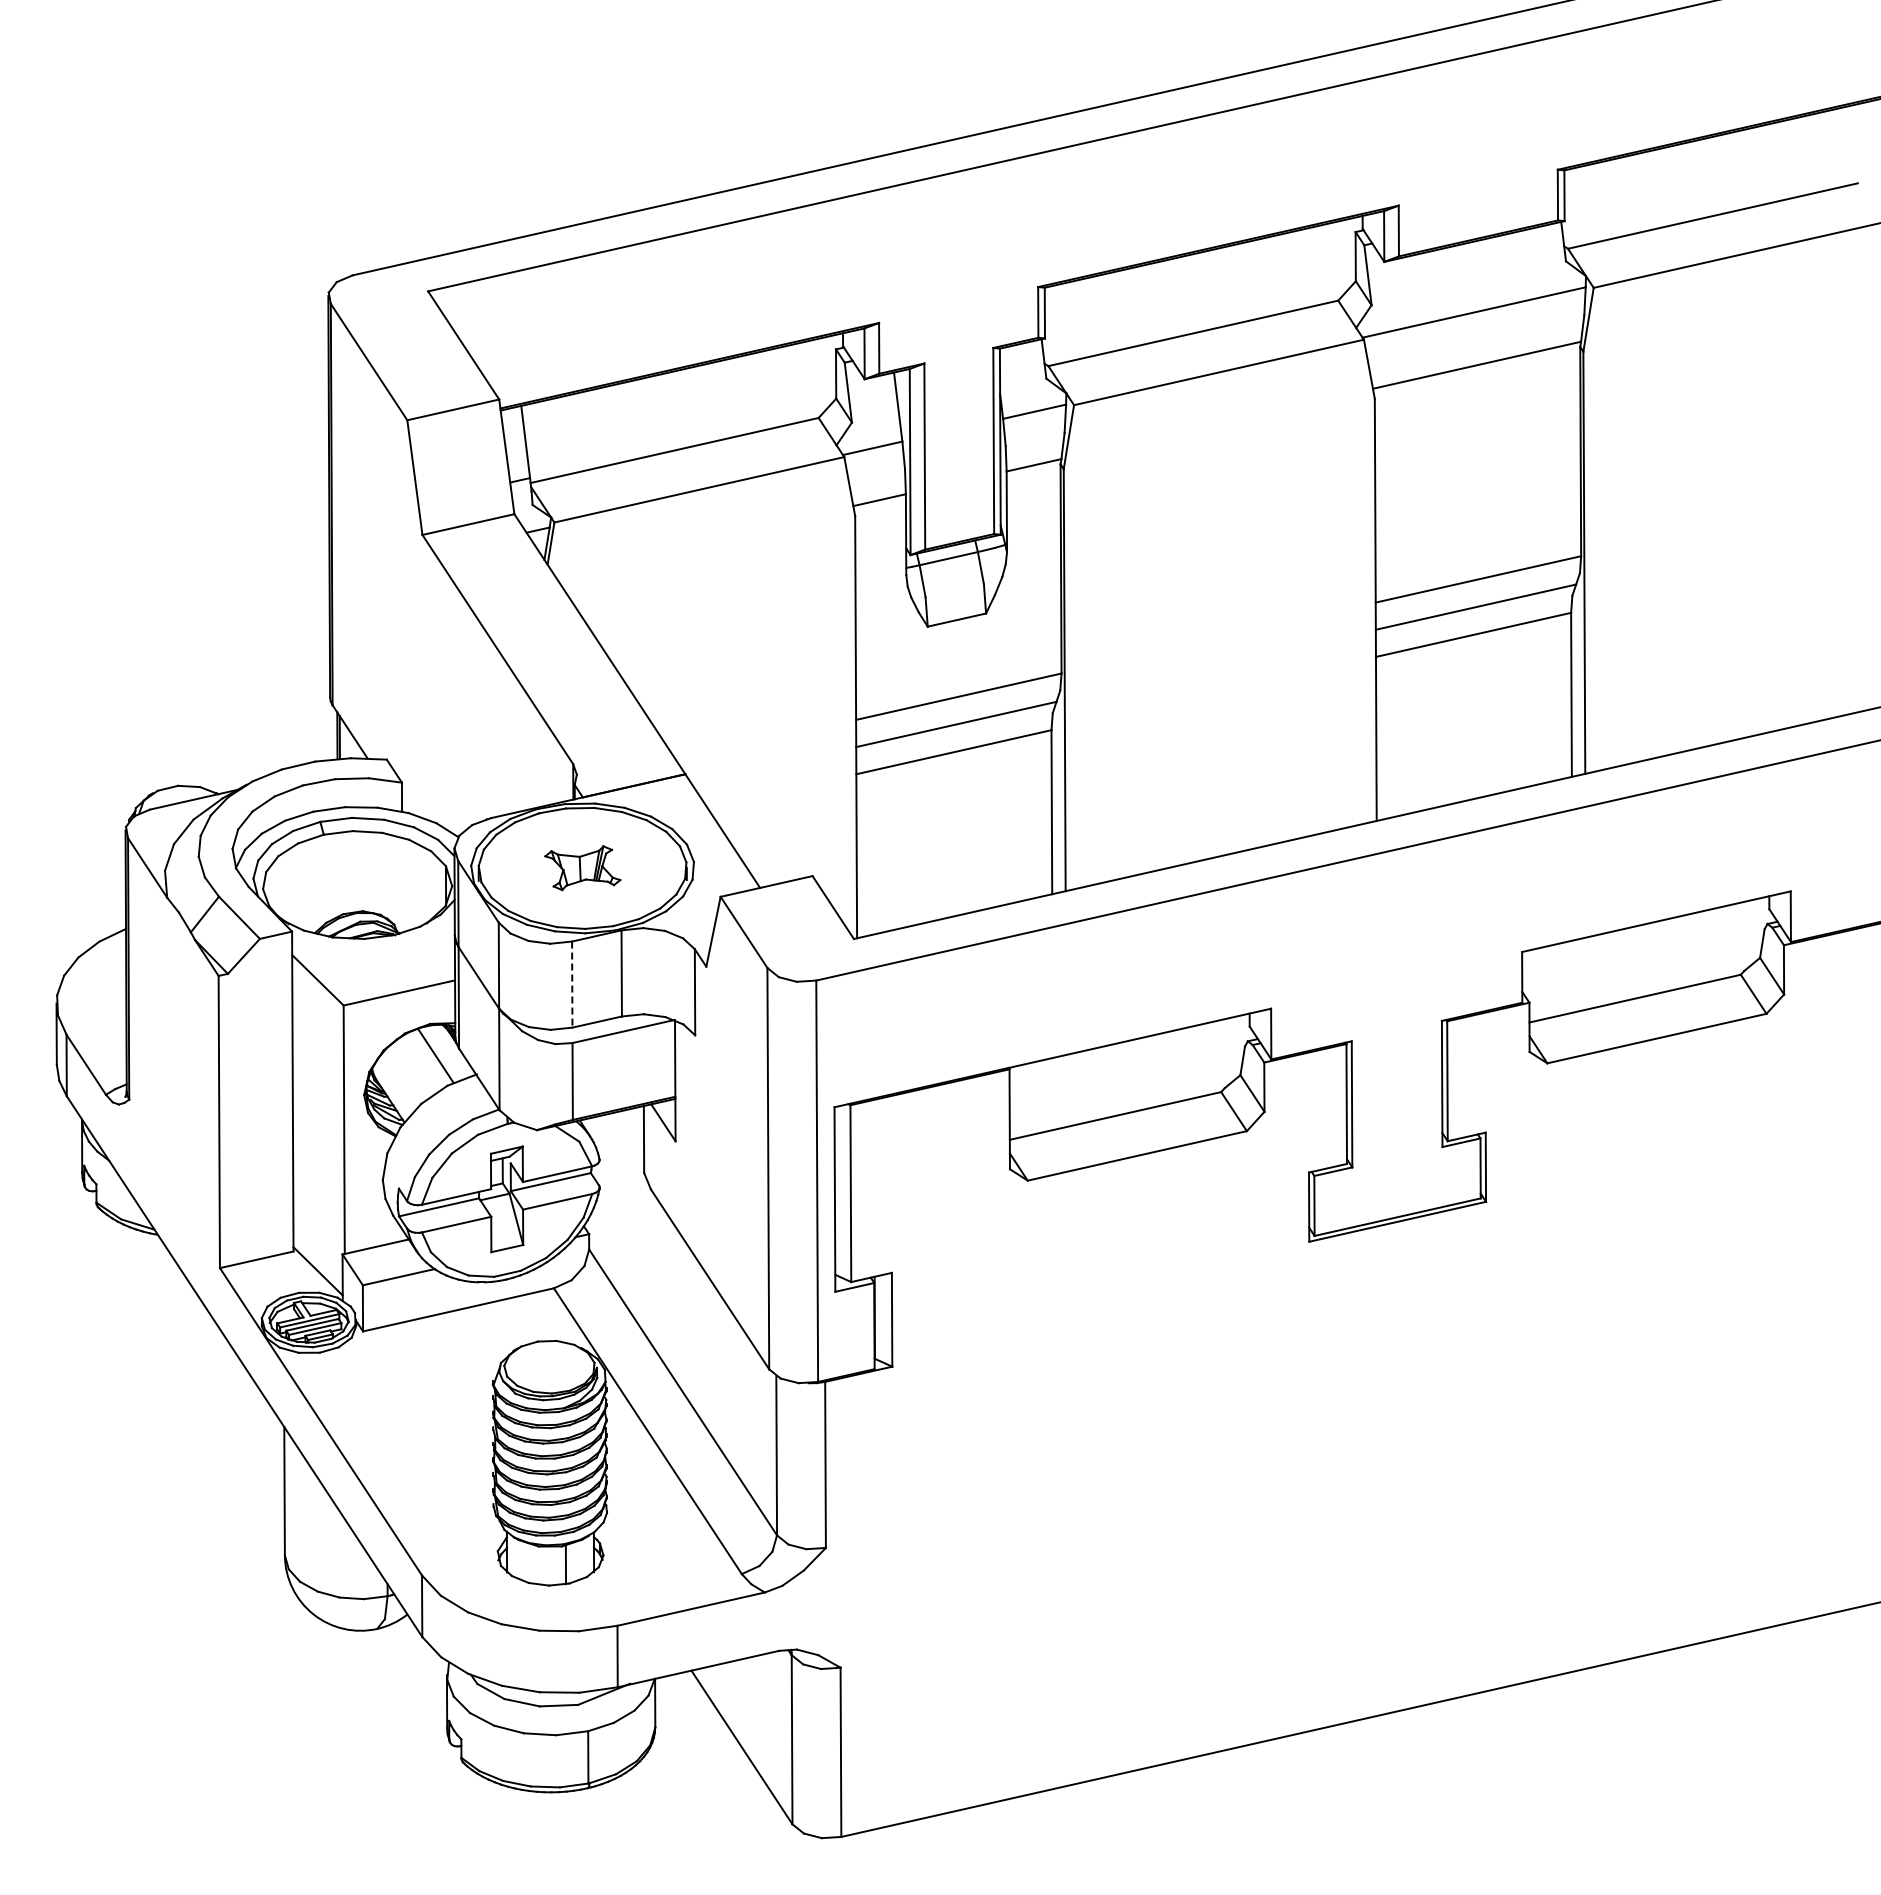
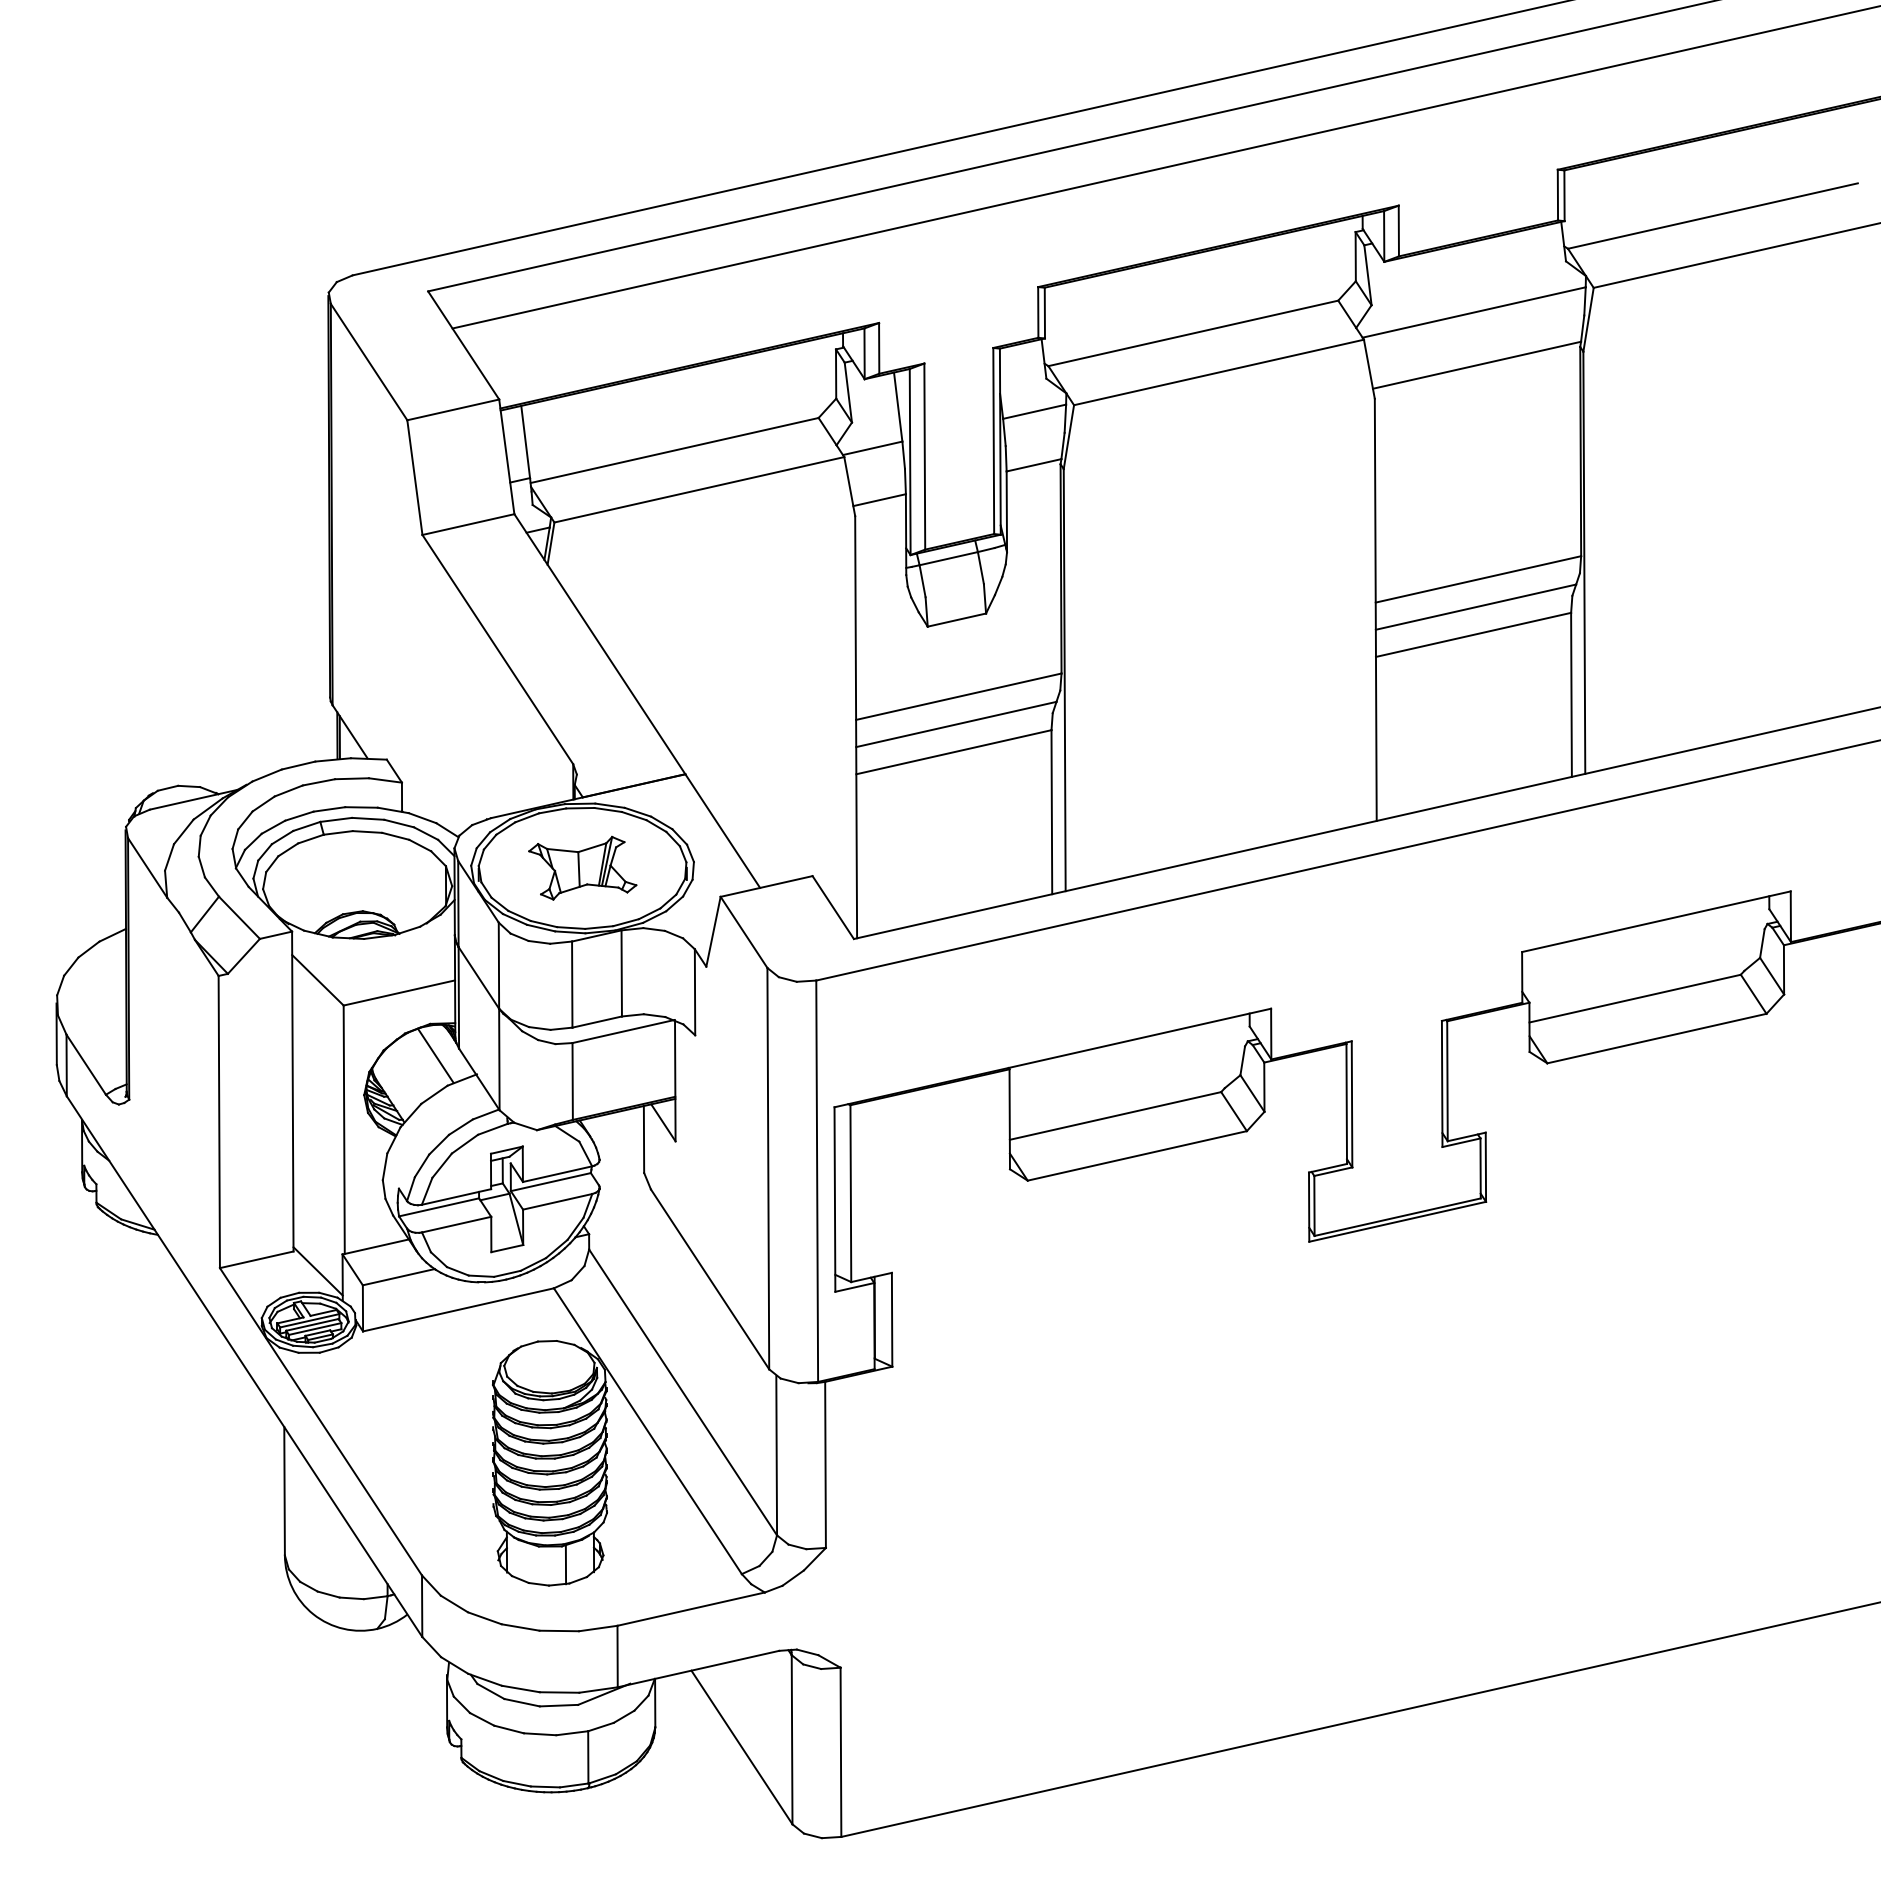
line: none -> present (1164, 167)
part size: 78x47 px -> 110x66 px (582, 867)
line: dashed -> solid (572, 985)
